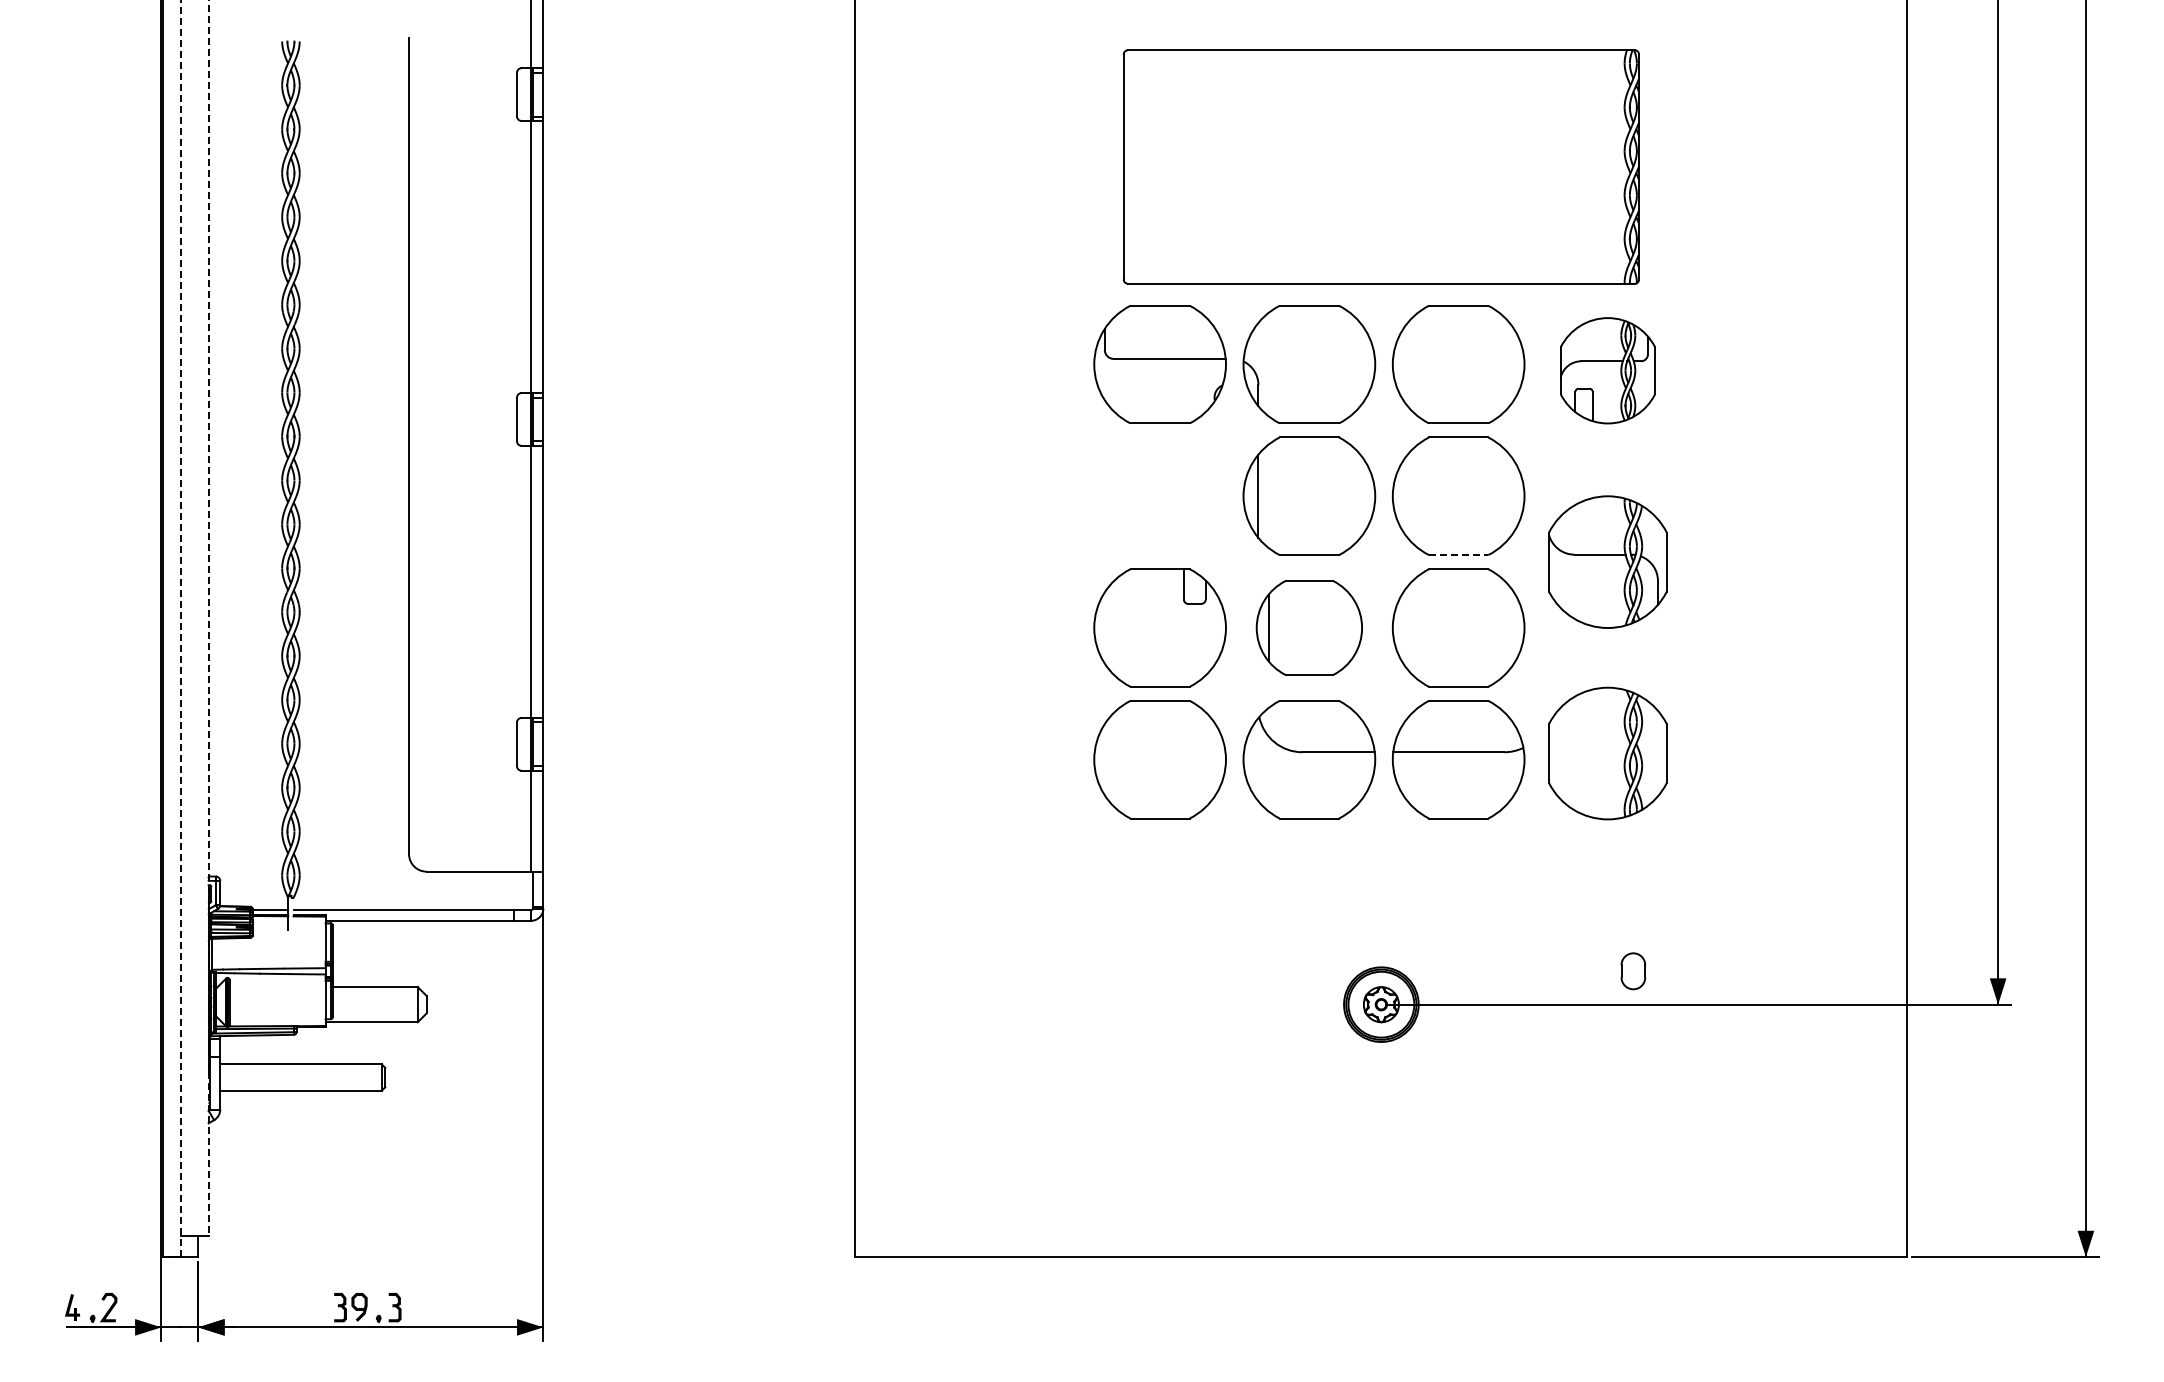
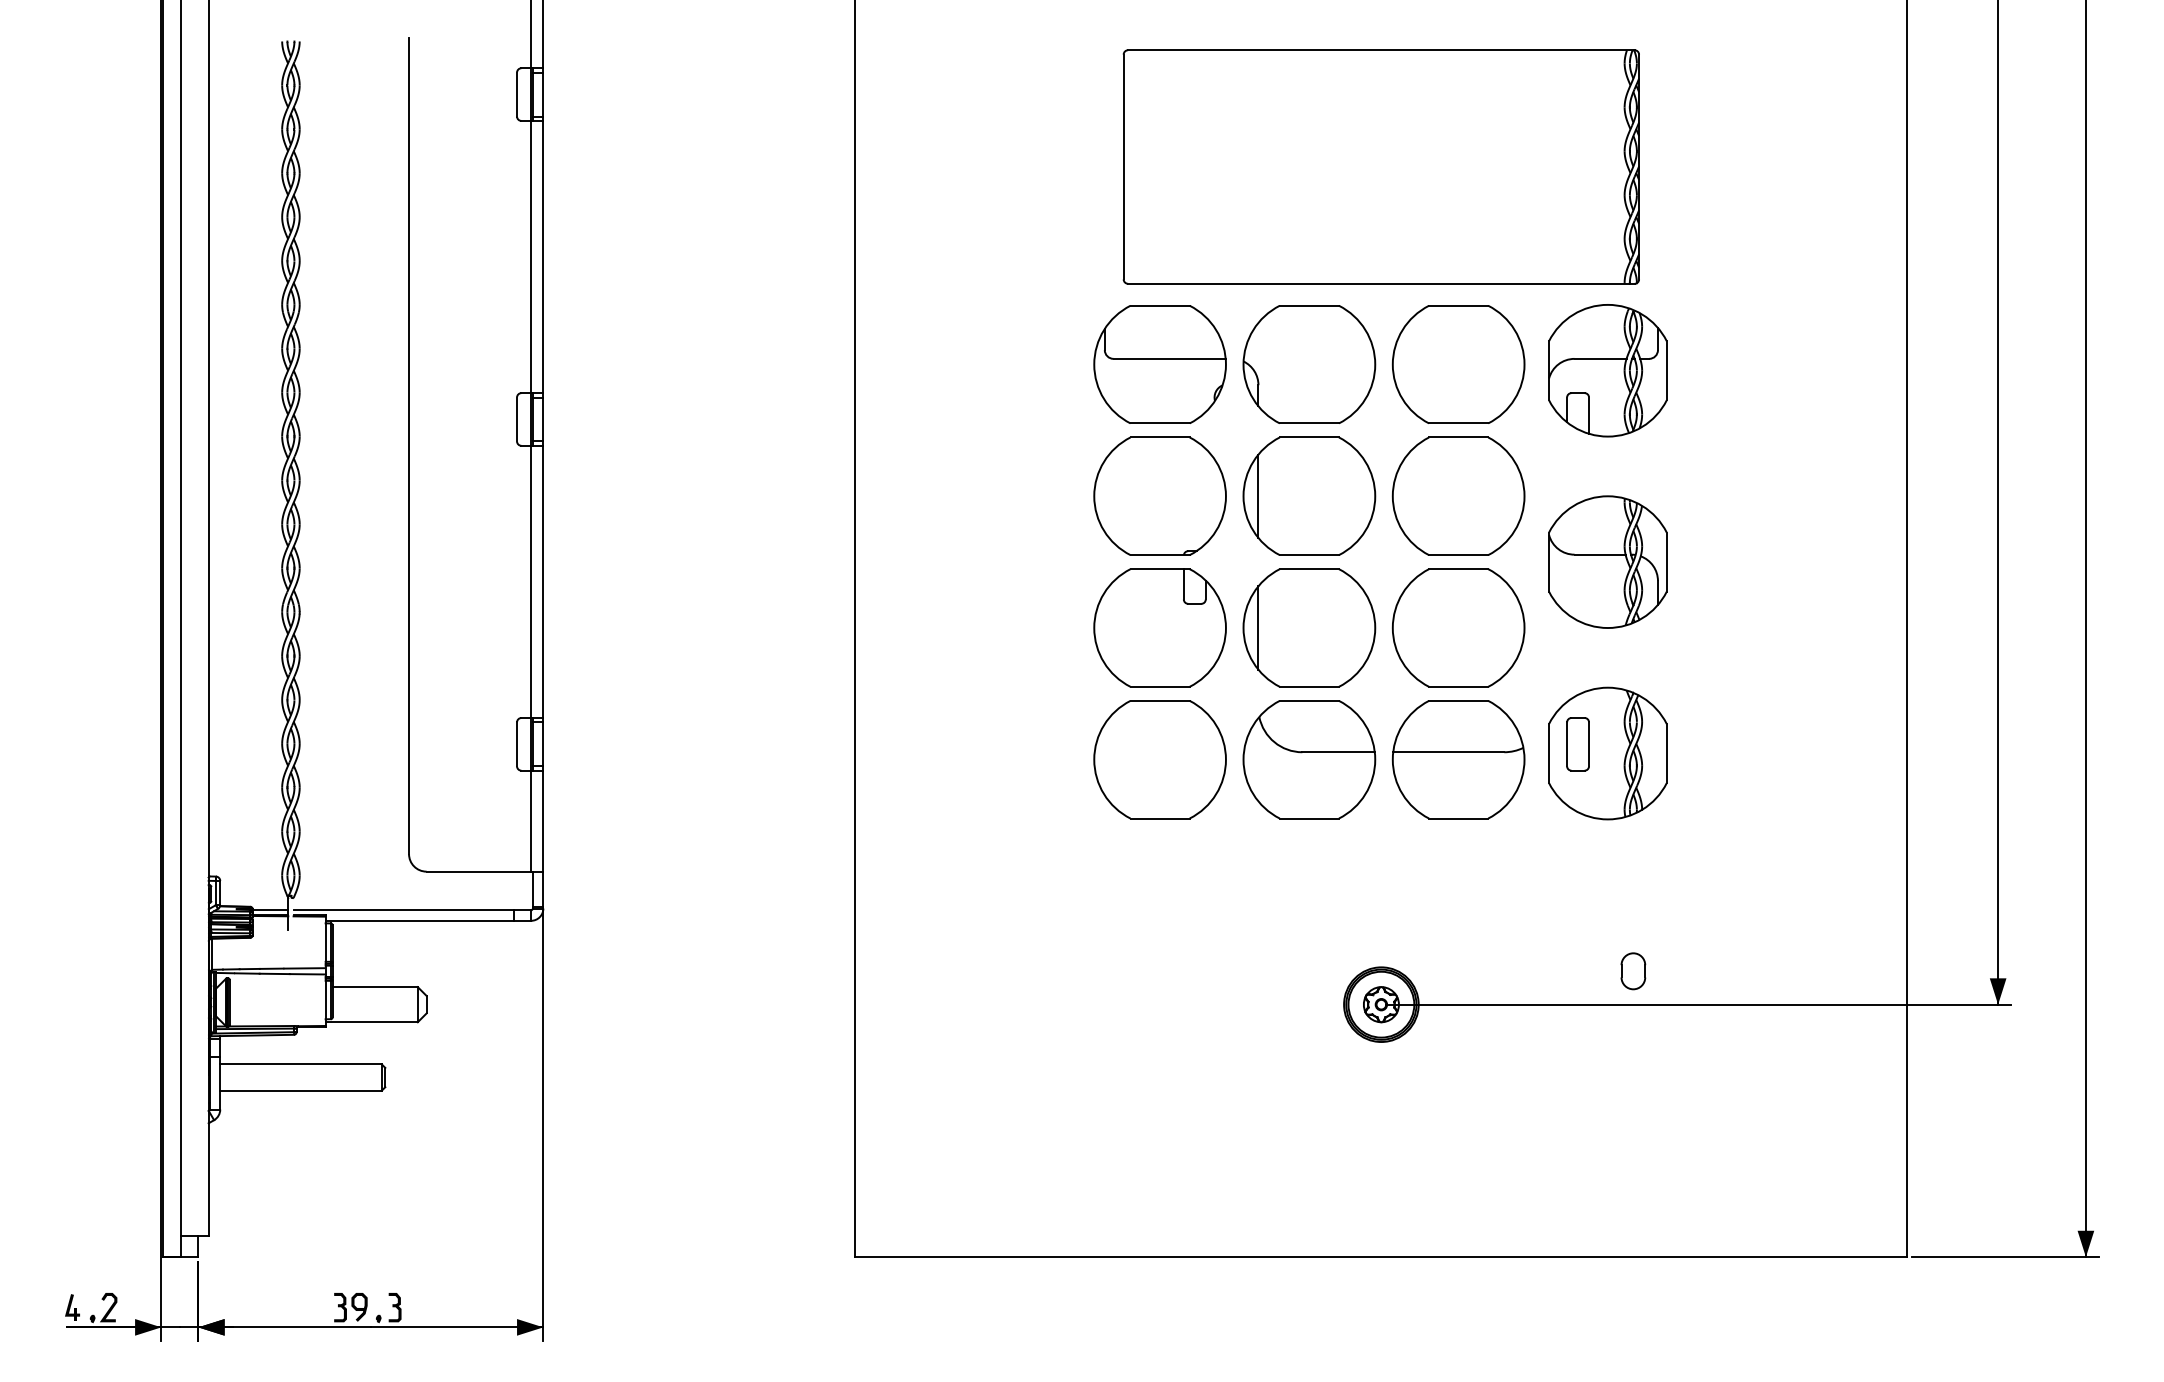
part size: 96x108 px -> 120x134 px (1607, 370)
part: none -> present (1159, 495)
line: dashed -> solid (1458, 555)
line: dashed -> solid (208, 618)
part size: 108x96 px -> 135x120 px (1309, 627)
line: dashed -> solid (180, 628)
part: none -> present (1577, 744)
